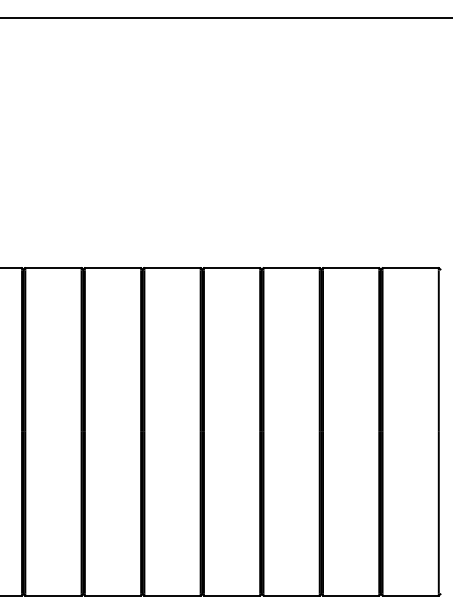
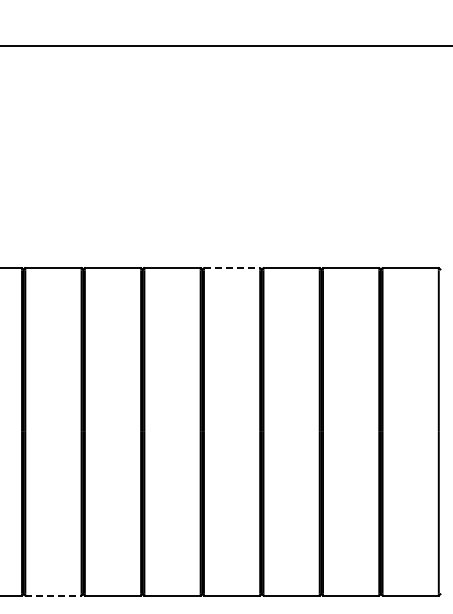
line position: (225, 18) -> (225, 46) (225, 46)
line: solid -> dashed (232, 268)
line: solid -> dashed (53, 595)
